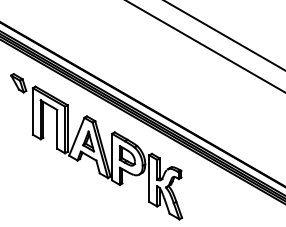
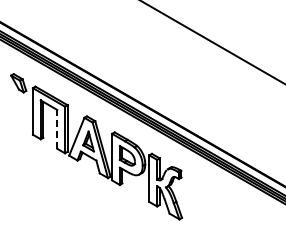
line: present -> none (224, 35)
line position: (205, 46) -> (212, 42) (212, 42)
line: solid -> dashed (57, 128)
